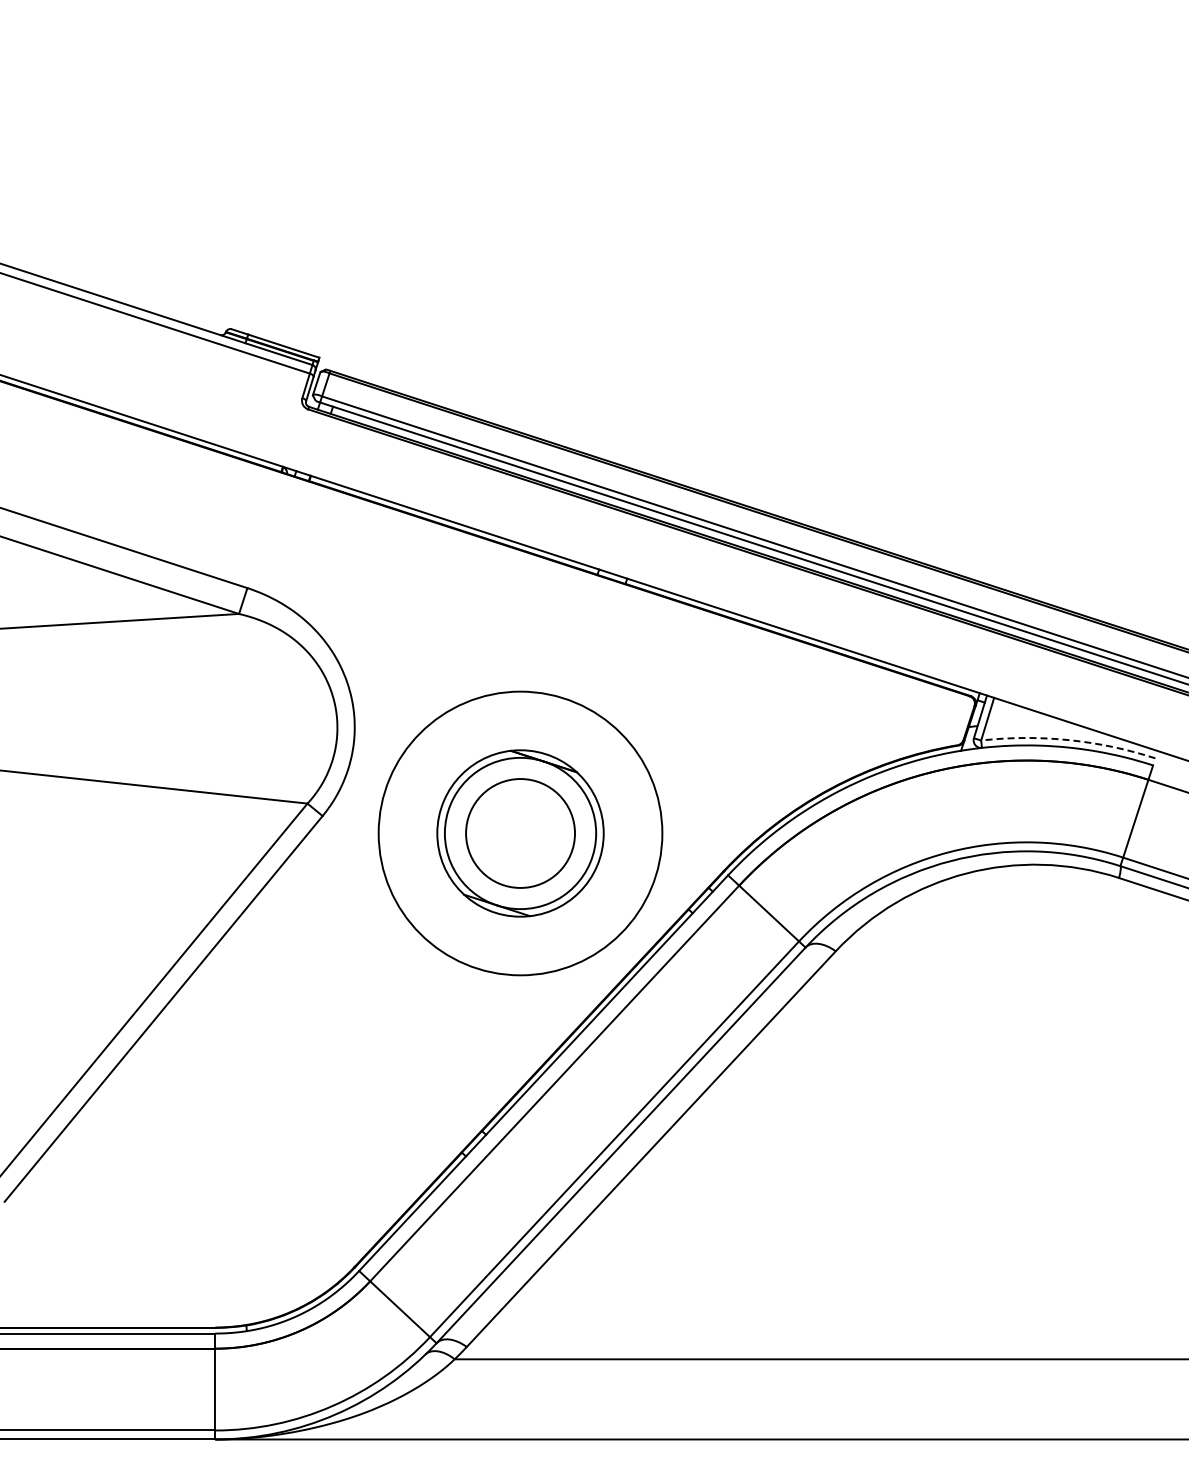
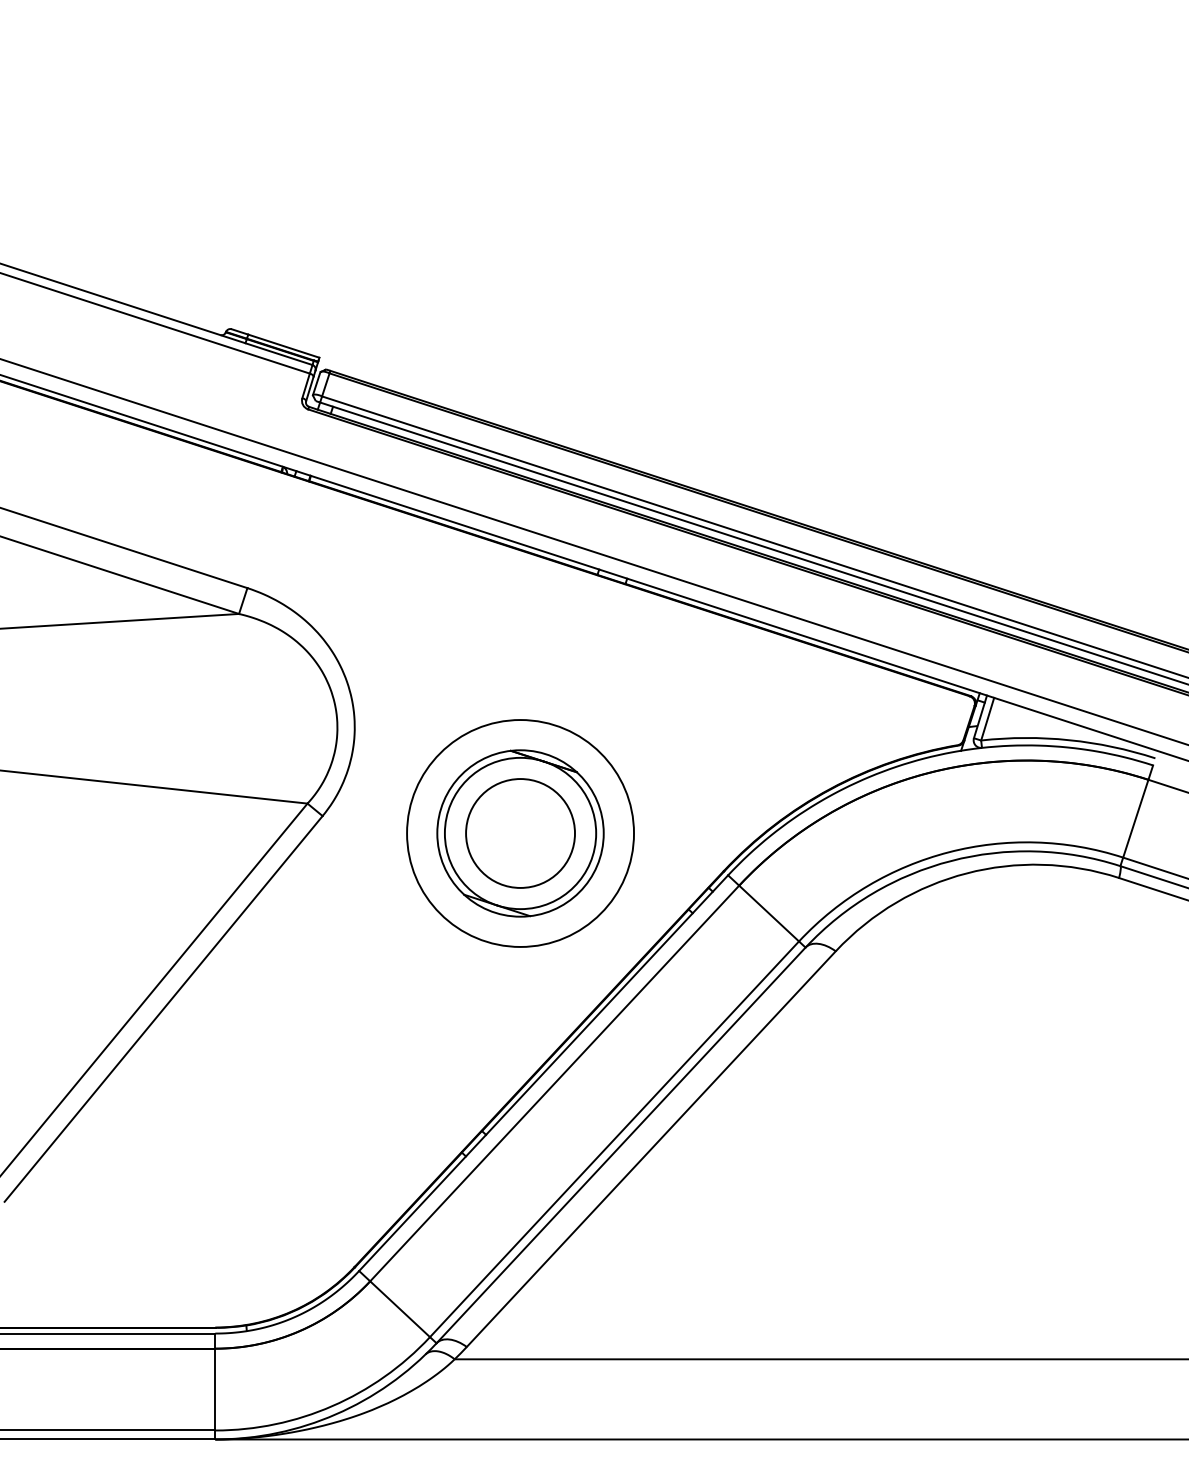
line: none -> present (593, 551)
arc: dashed -> solid (1069, 740)
circle diameter: 284 px -> 227 px (520, 833)
